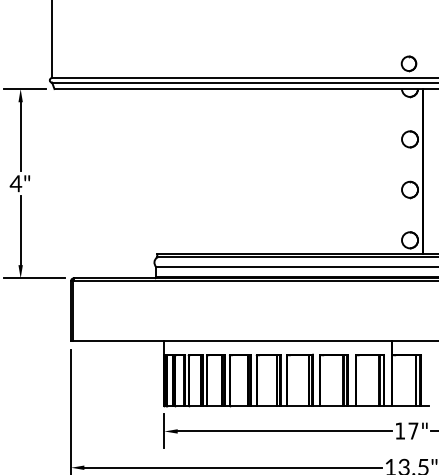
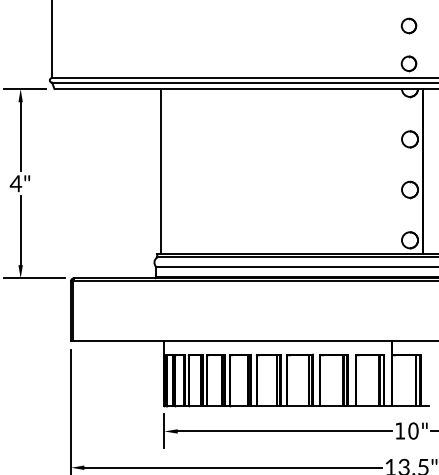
part: none -> present (408, 25)
line: none -> present (160, 171)
text: 17" -> 10" (413, 430)
